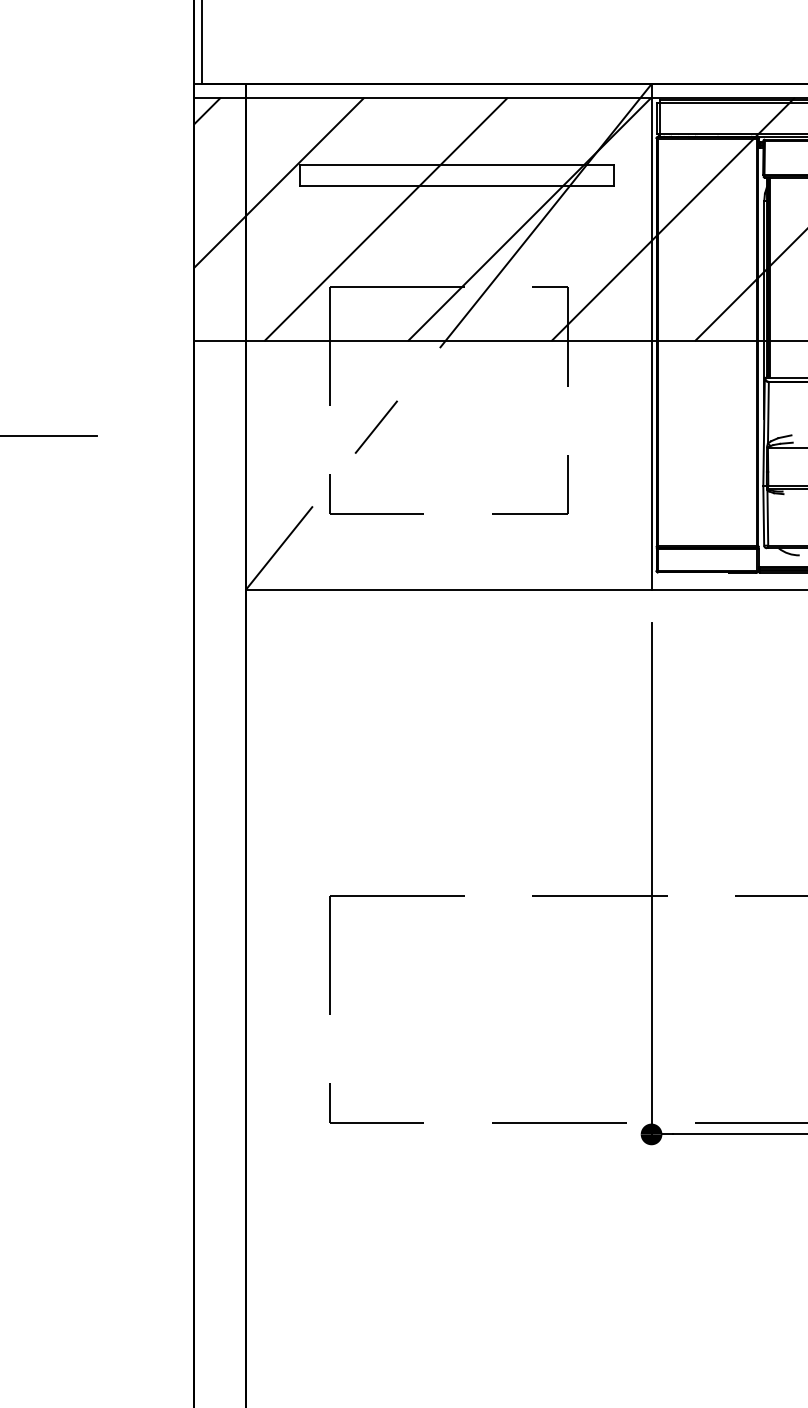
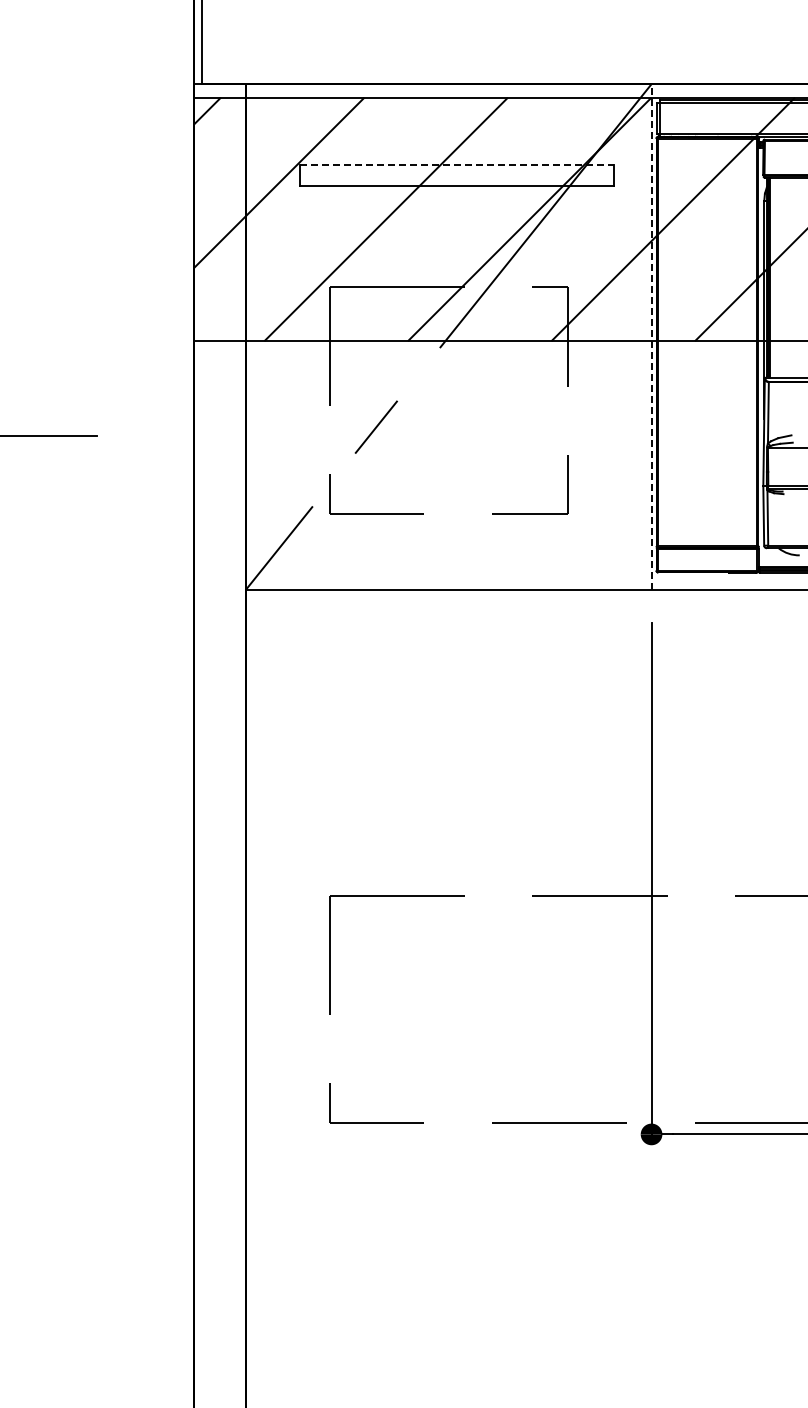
line: solid -> dashed (456, 165)
line: solid -> dashed (651, 336)
